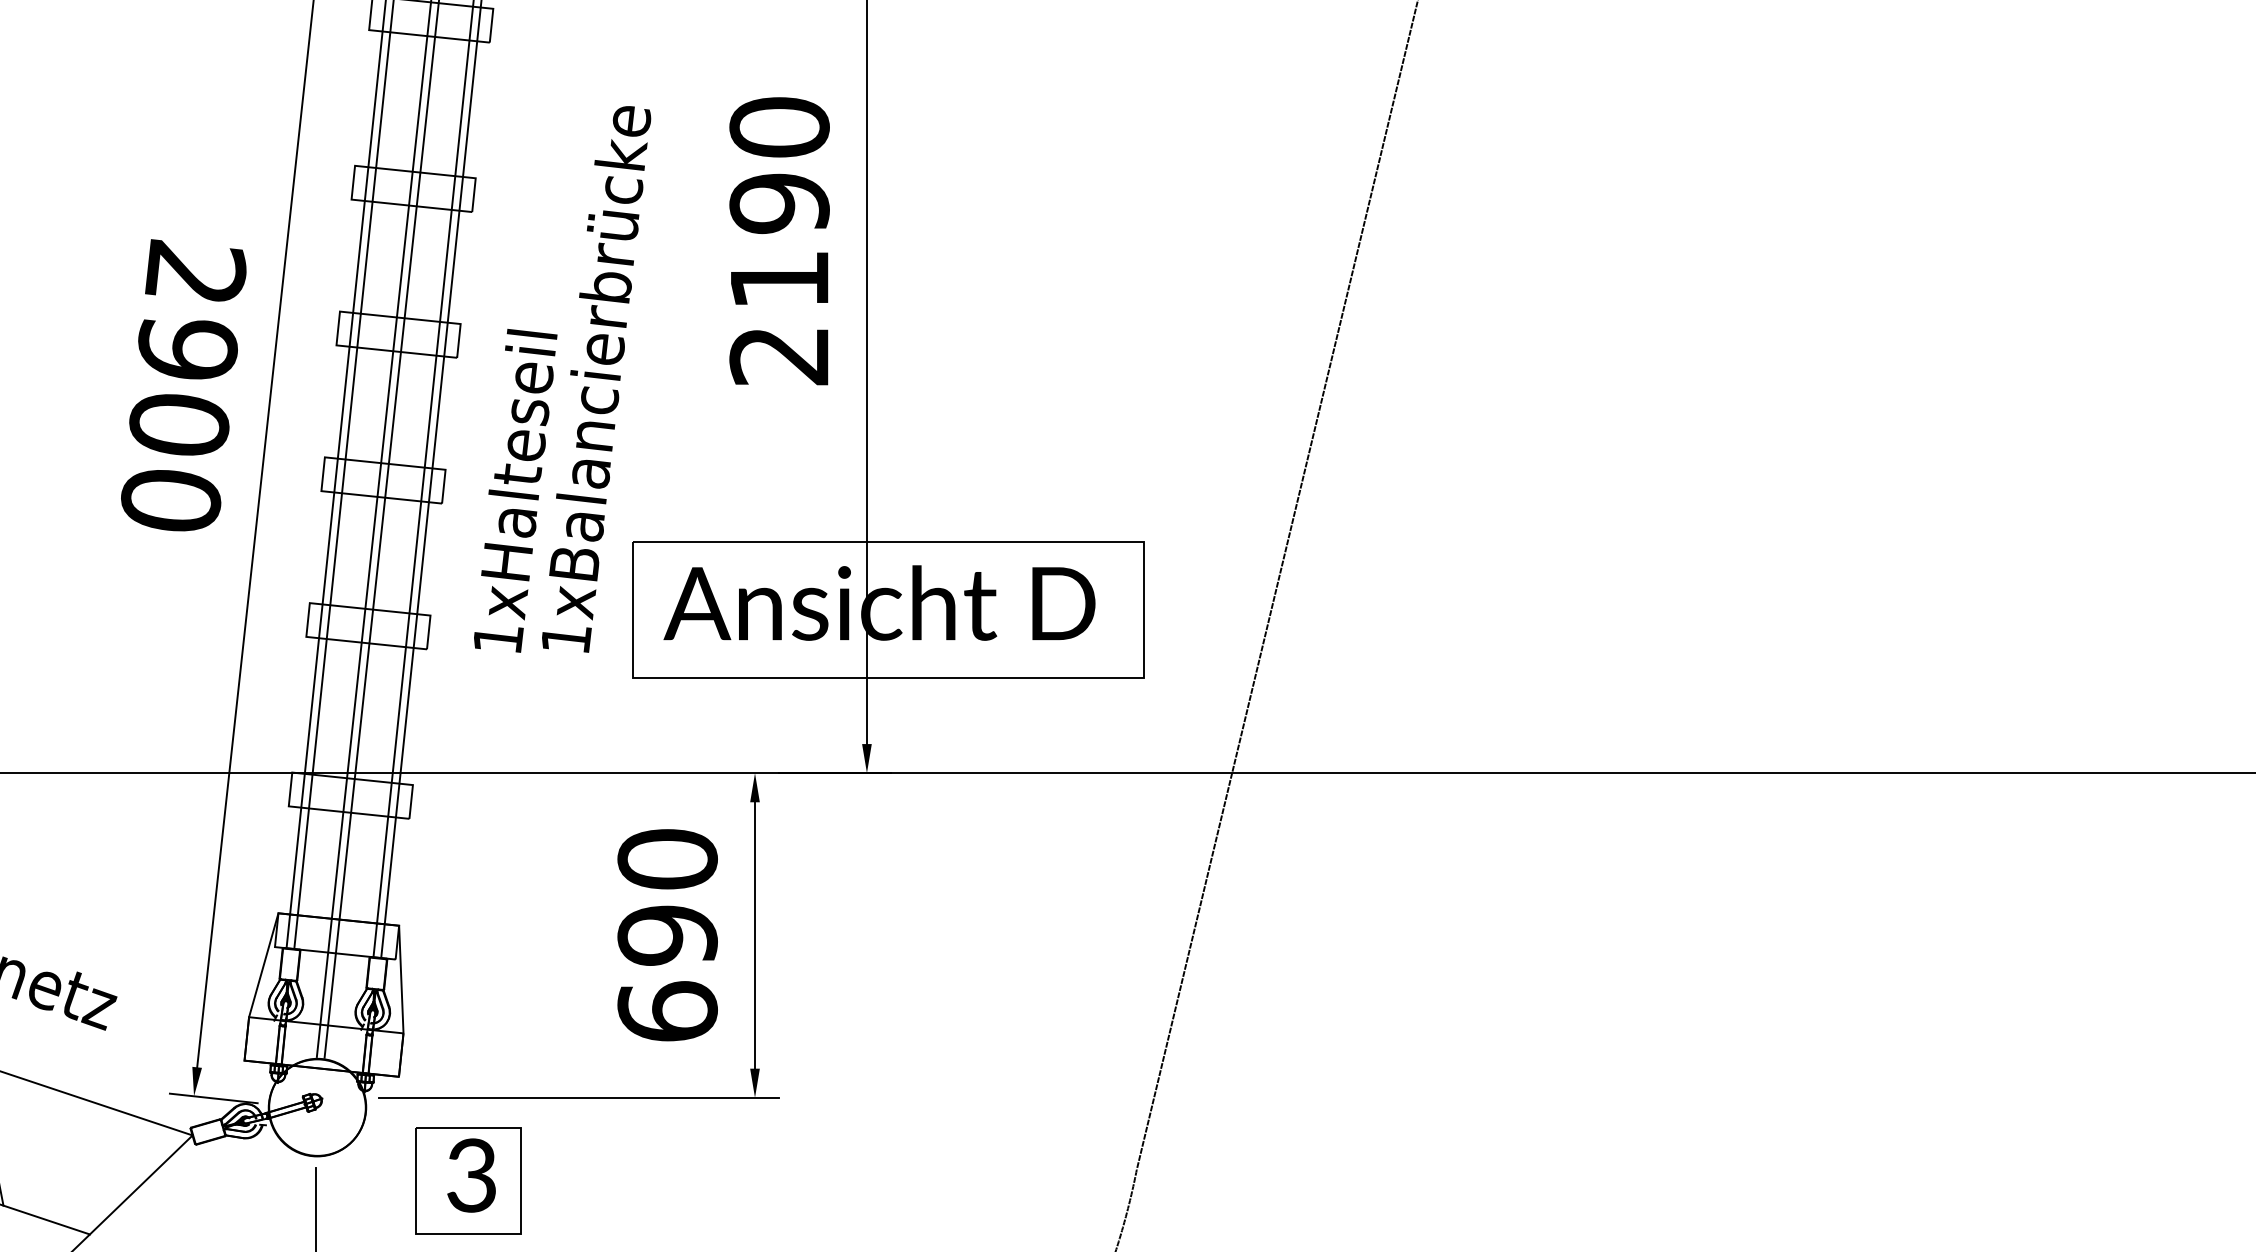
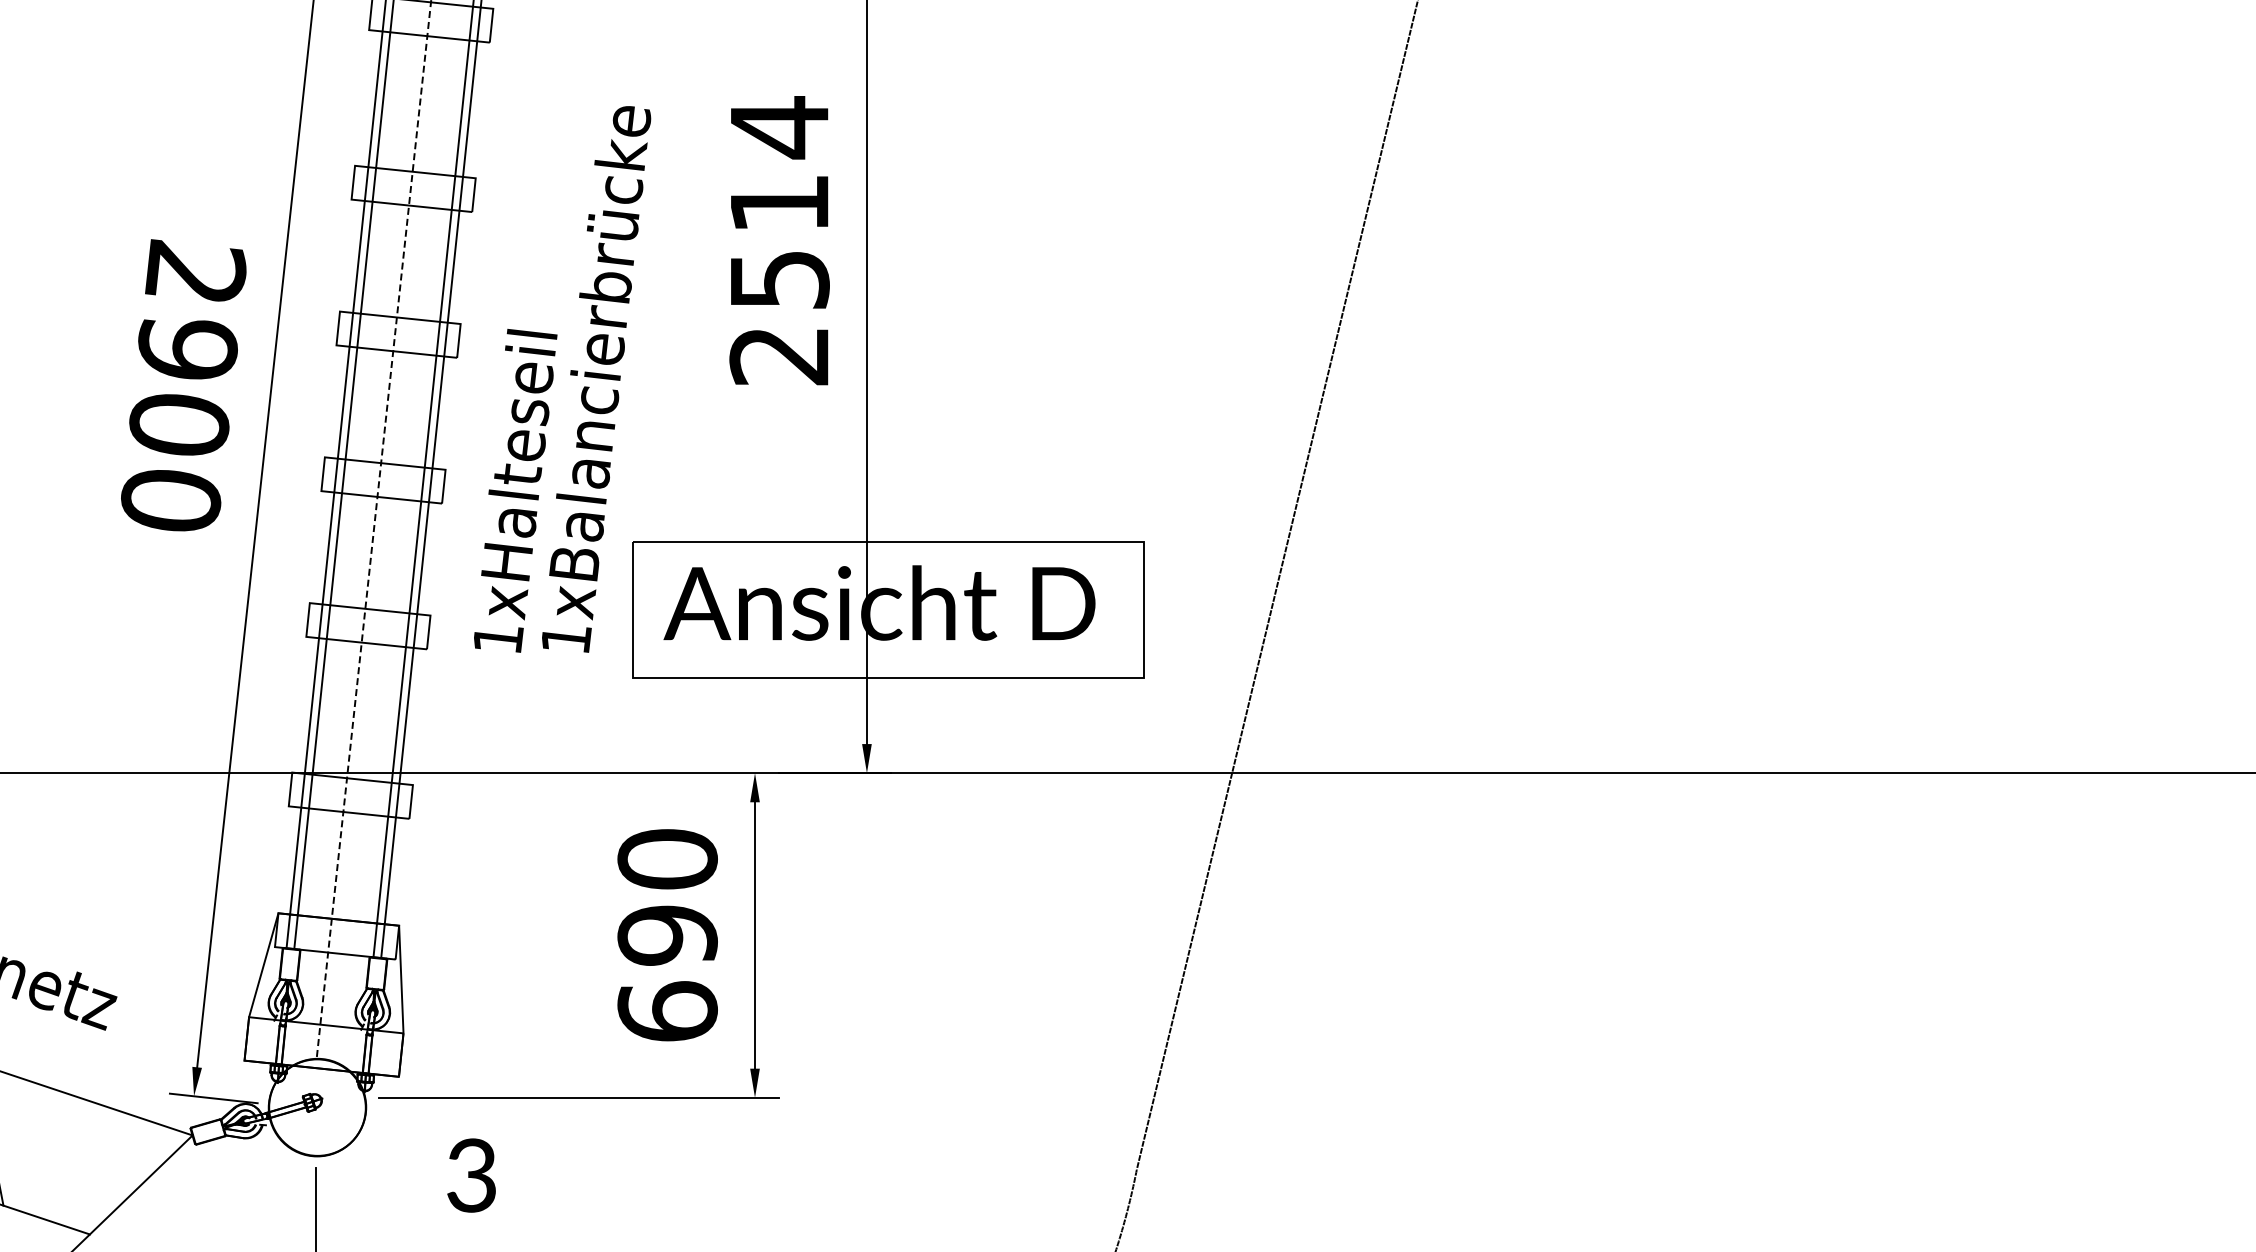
text: 2190 -> 2514 (779, 202)
line: solid -> dashed (374, 528)
line: present -> none (381, 529)
part: present -> none (468, 1180)
